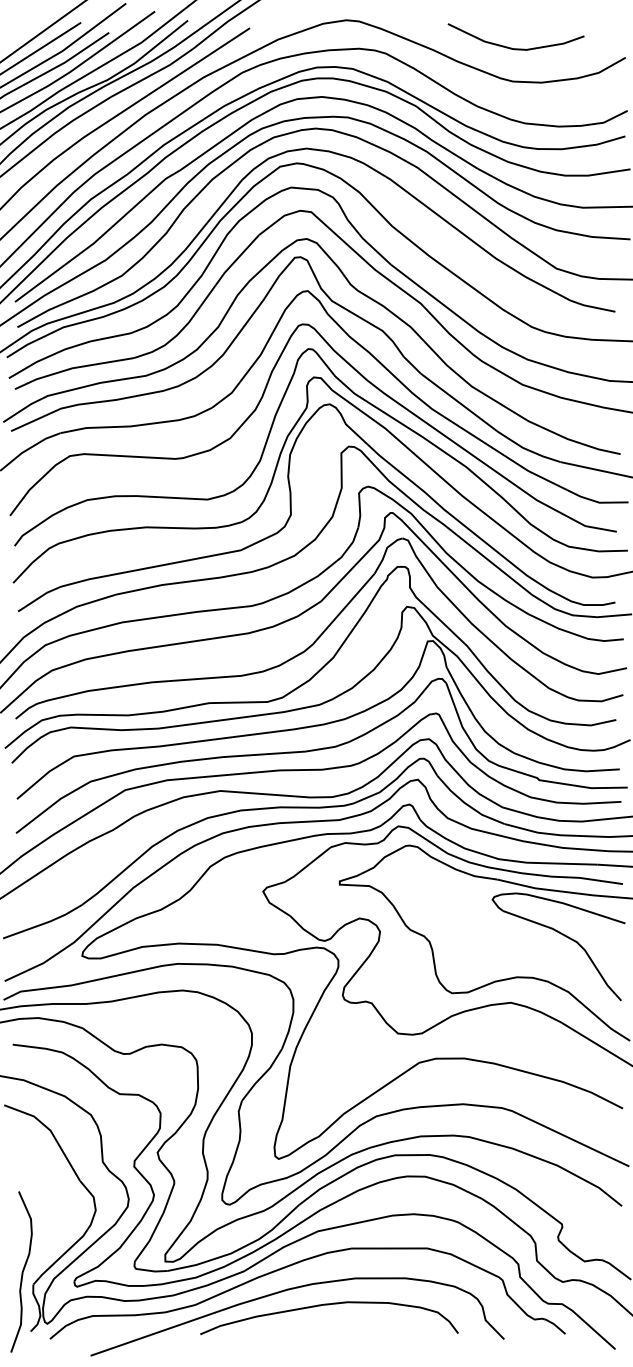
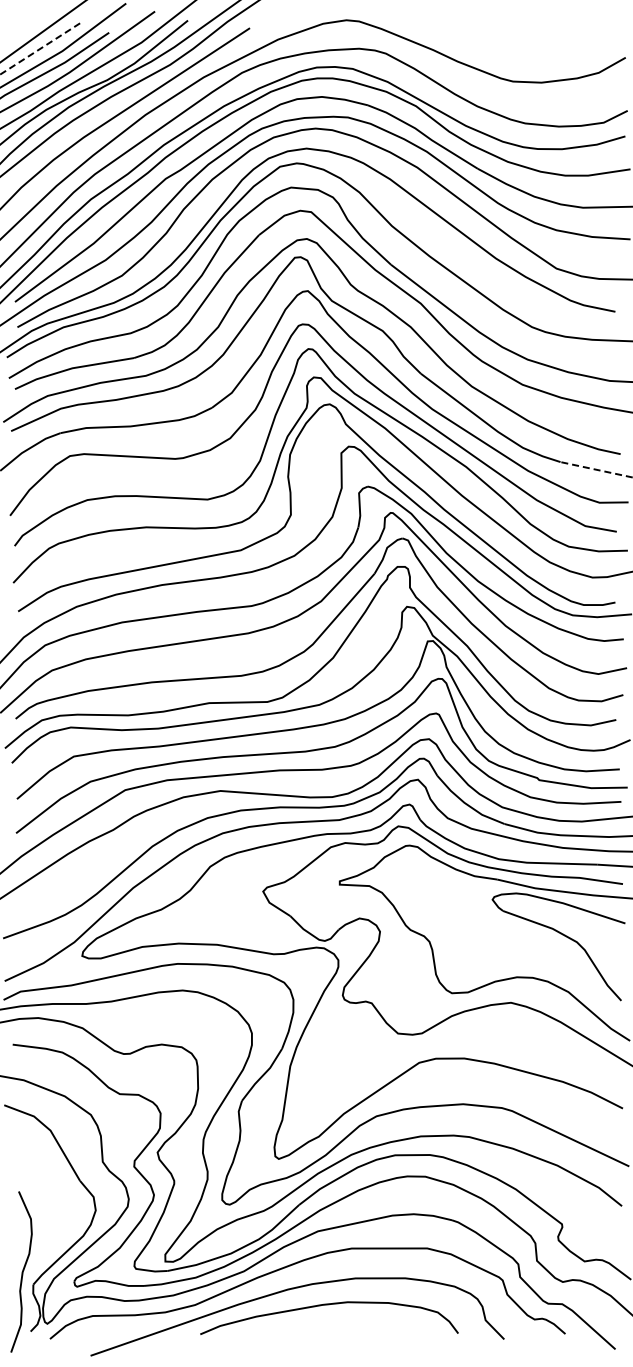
curve: present -> none (511, 47)
line: solid -> dashed (41, 48)
line: solid -> dashed (596, 469)
